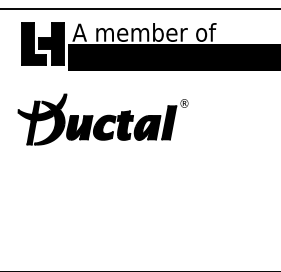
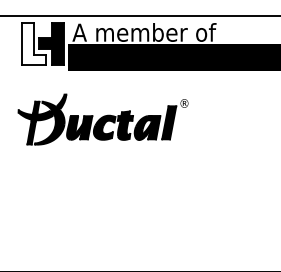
line position: (139, 8) -> (139, 15) (139, 15)
fill: present -> none (34, 43)
